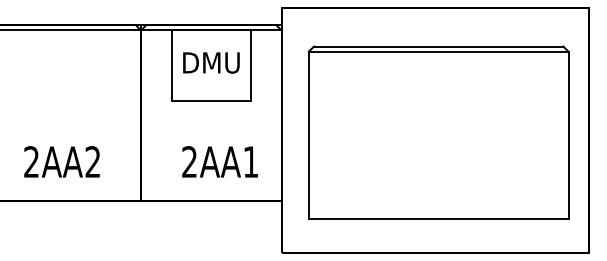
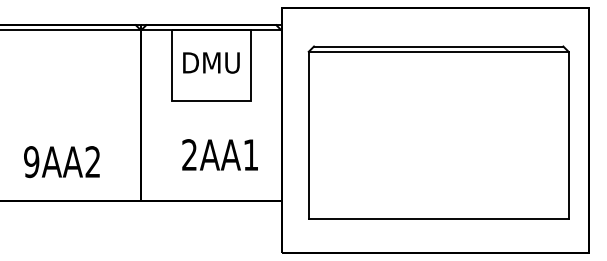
text position: (219, 161) -> (219, 154) (219, 154)
text: 2AA2 -> 9AA2 (31, 162)
